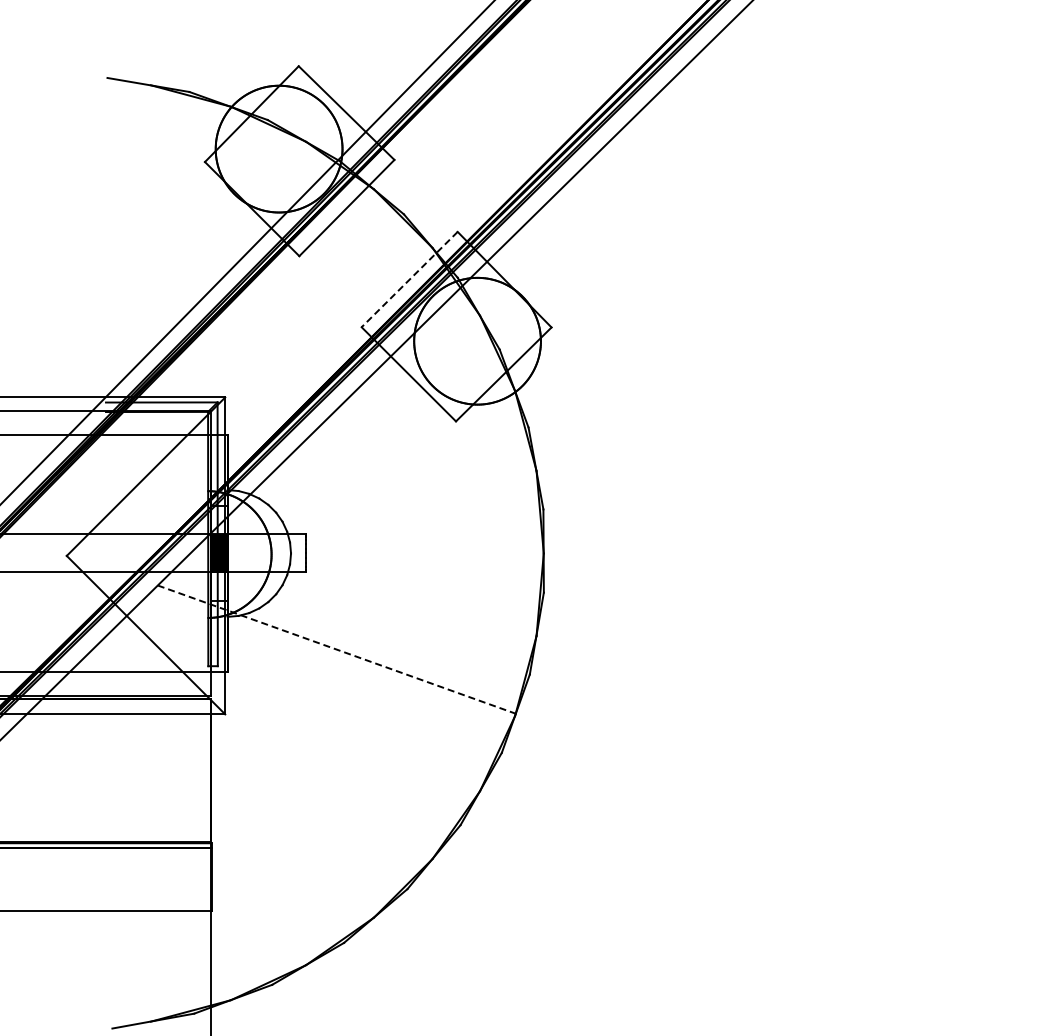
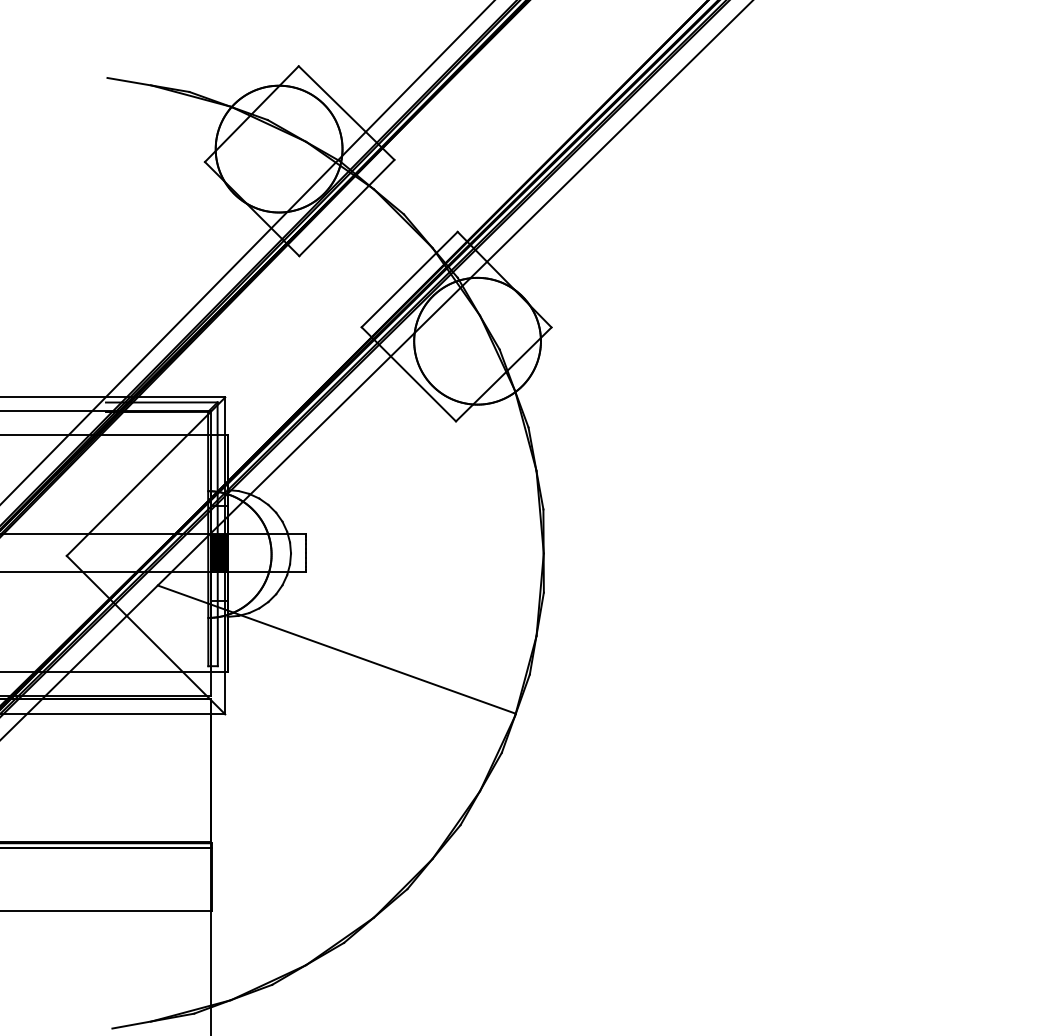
line: dashed -> solid (409, 279)
line: dashed -> solid (337, 649)
